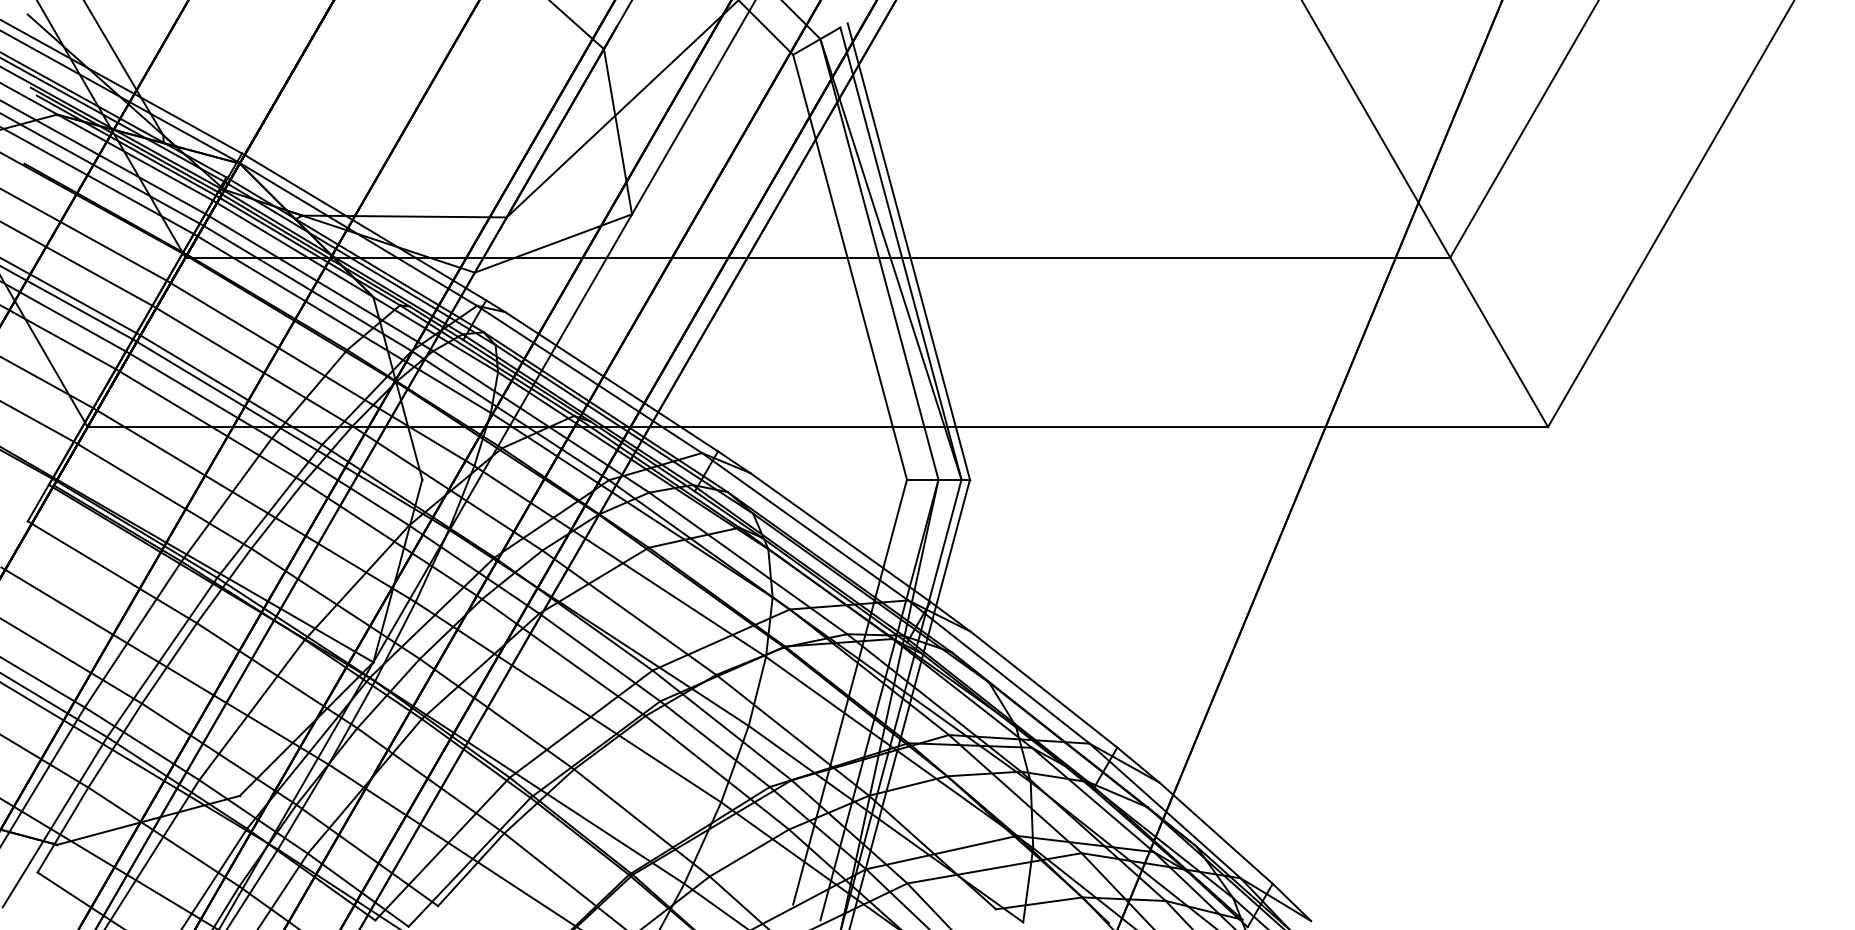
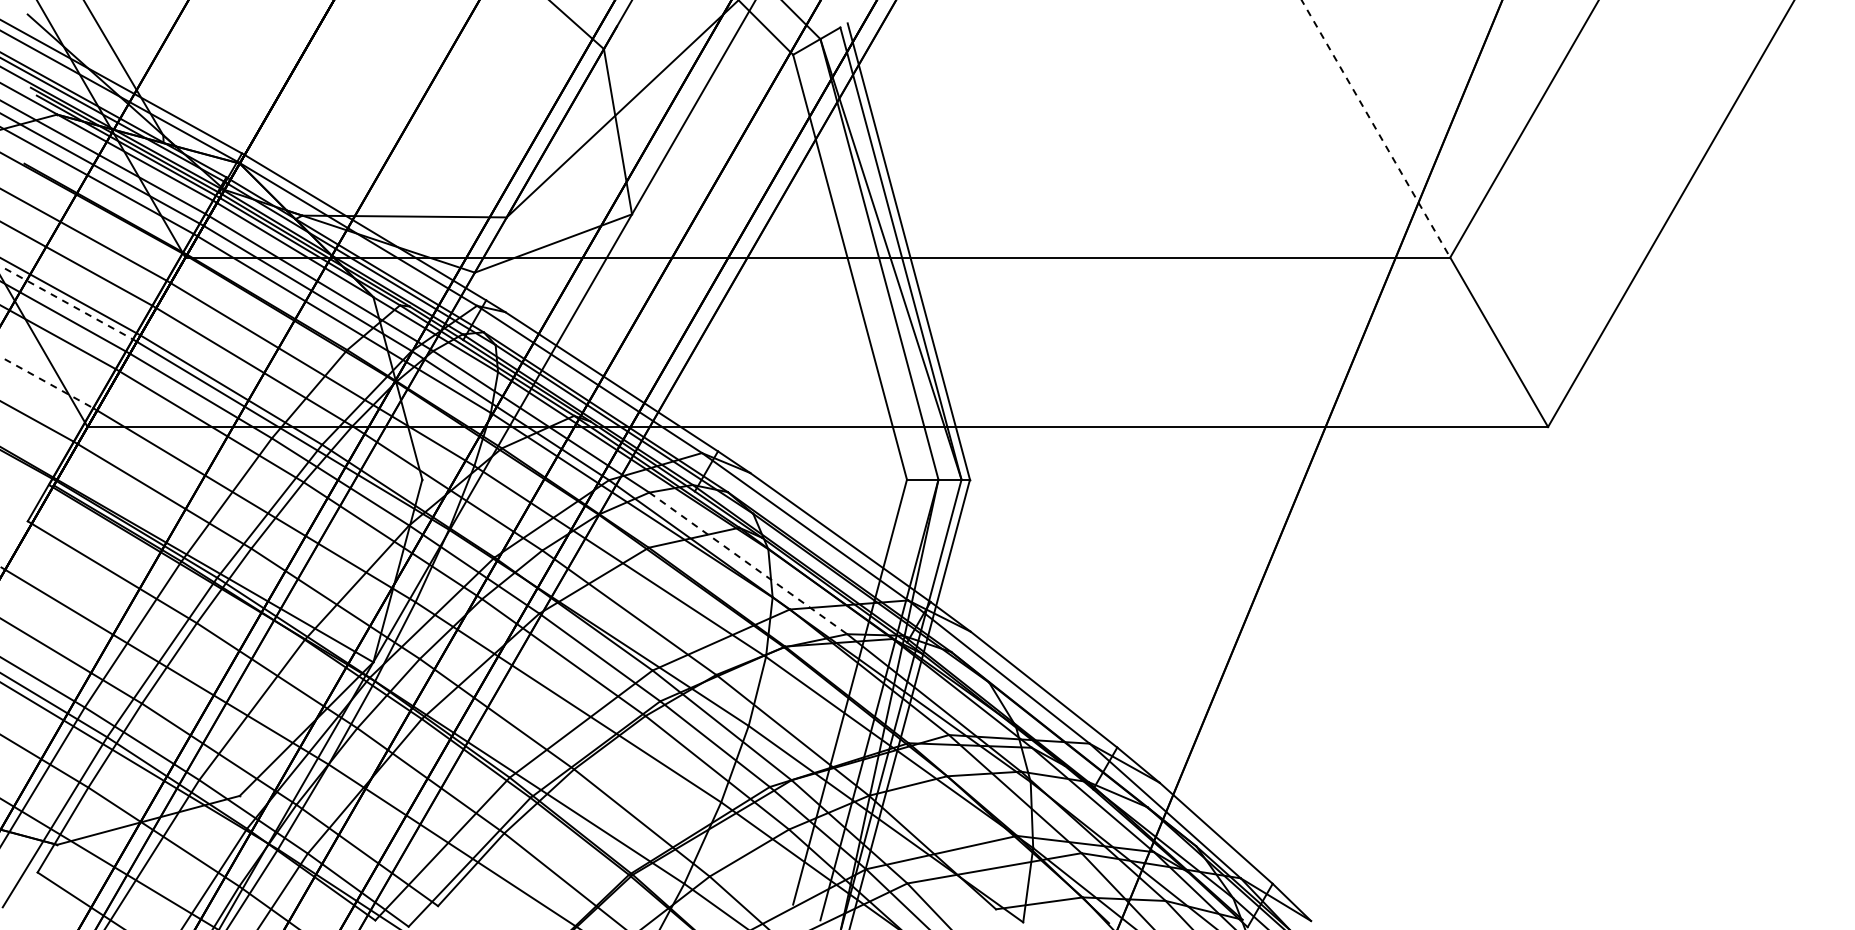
line: solid -> dashed (1376, 129)
line: solid -> dashed (66, 302)
line: solid -> dashed (47, 382)
line: solid -> dashed (748, 563)
